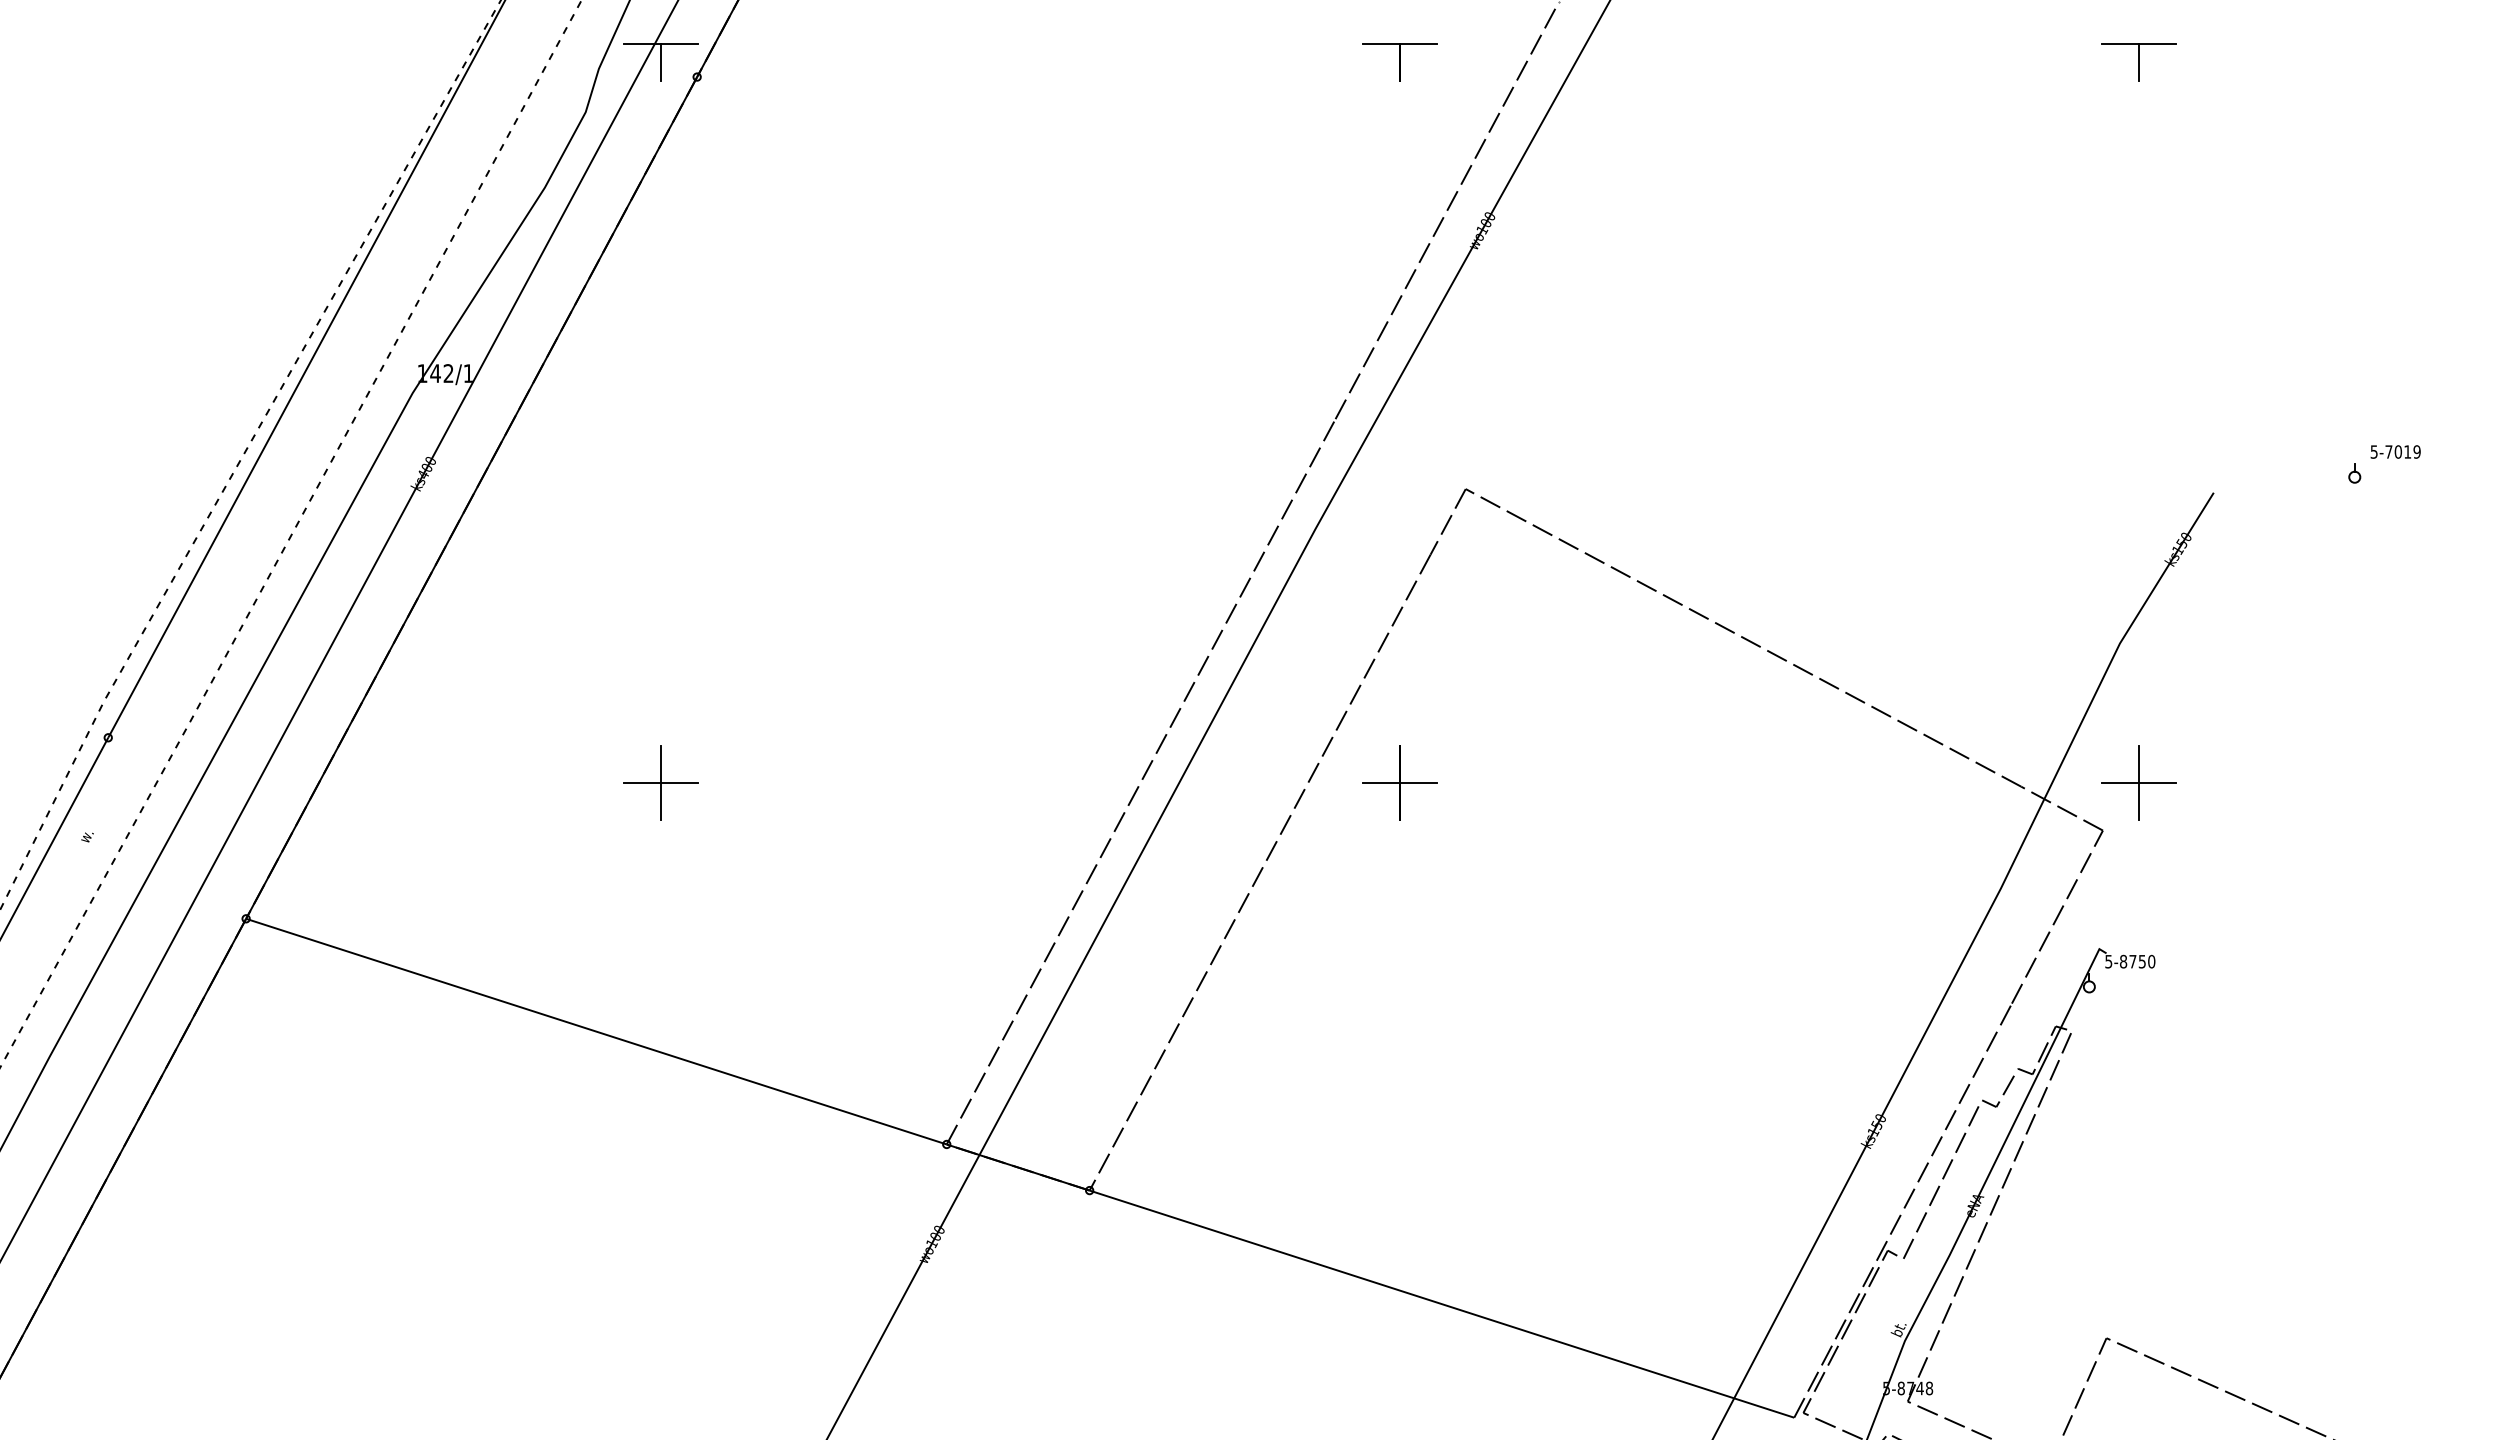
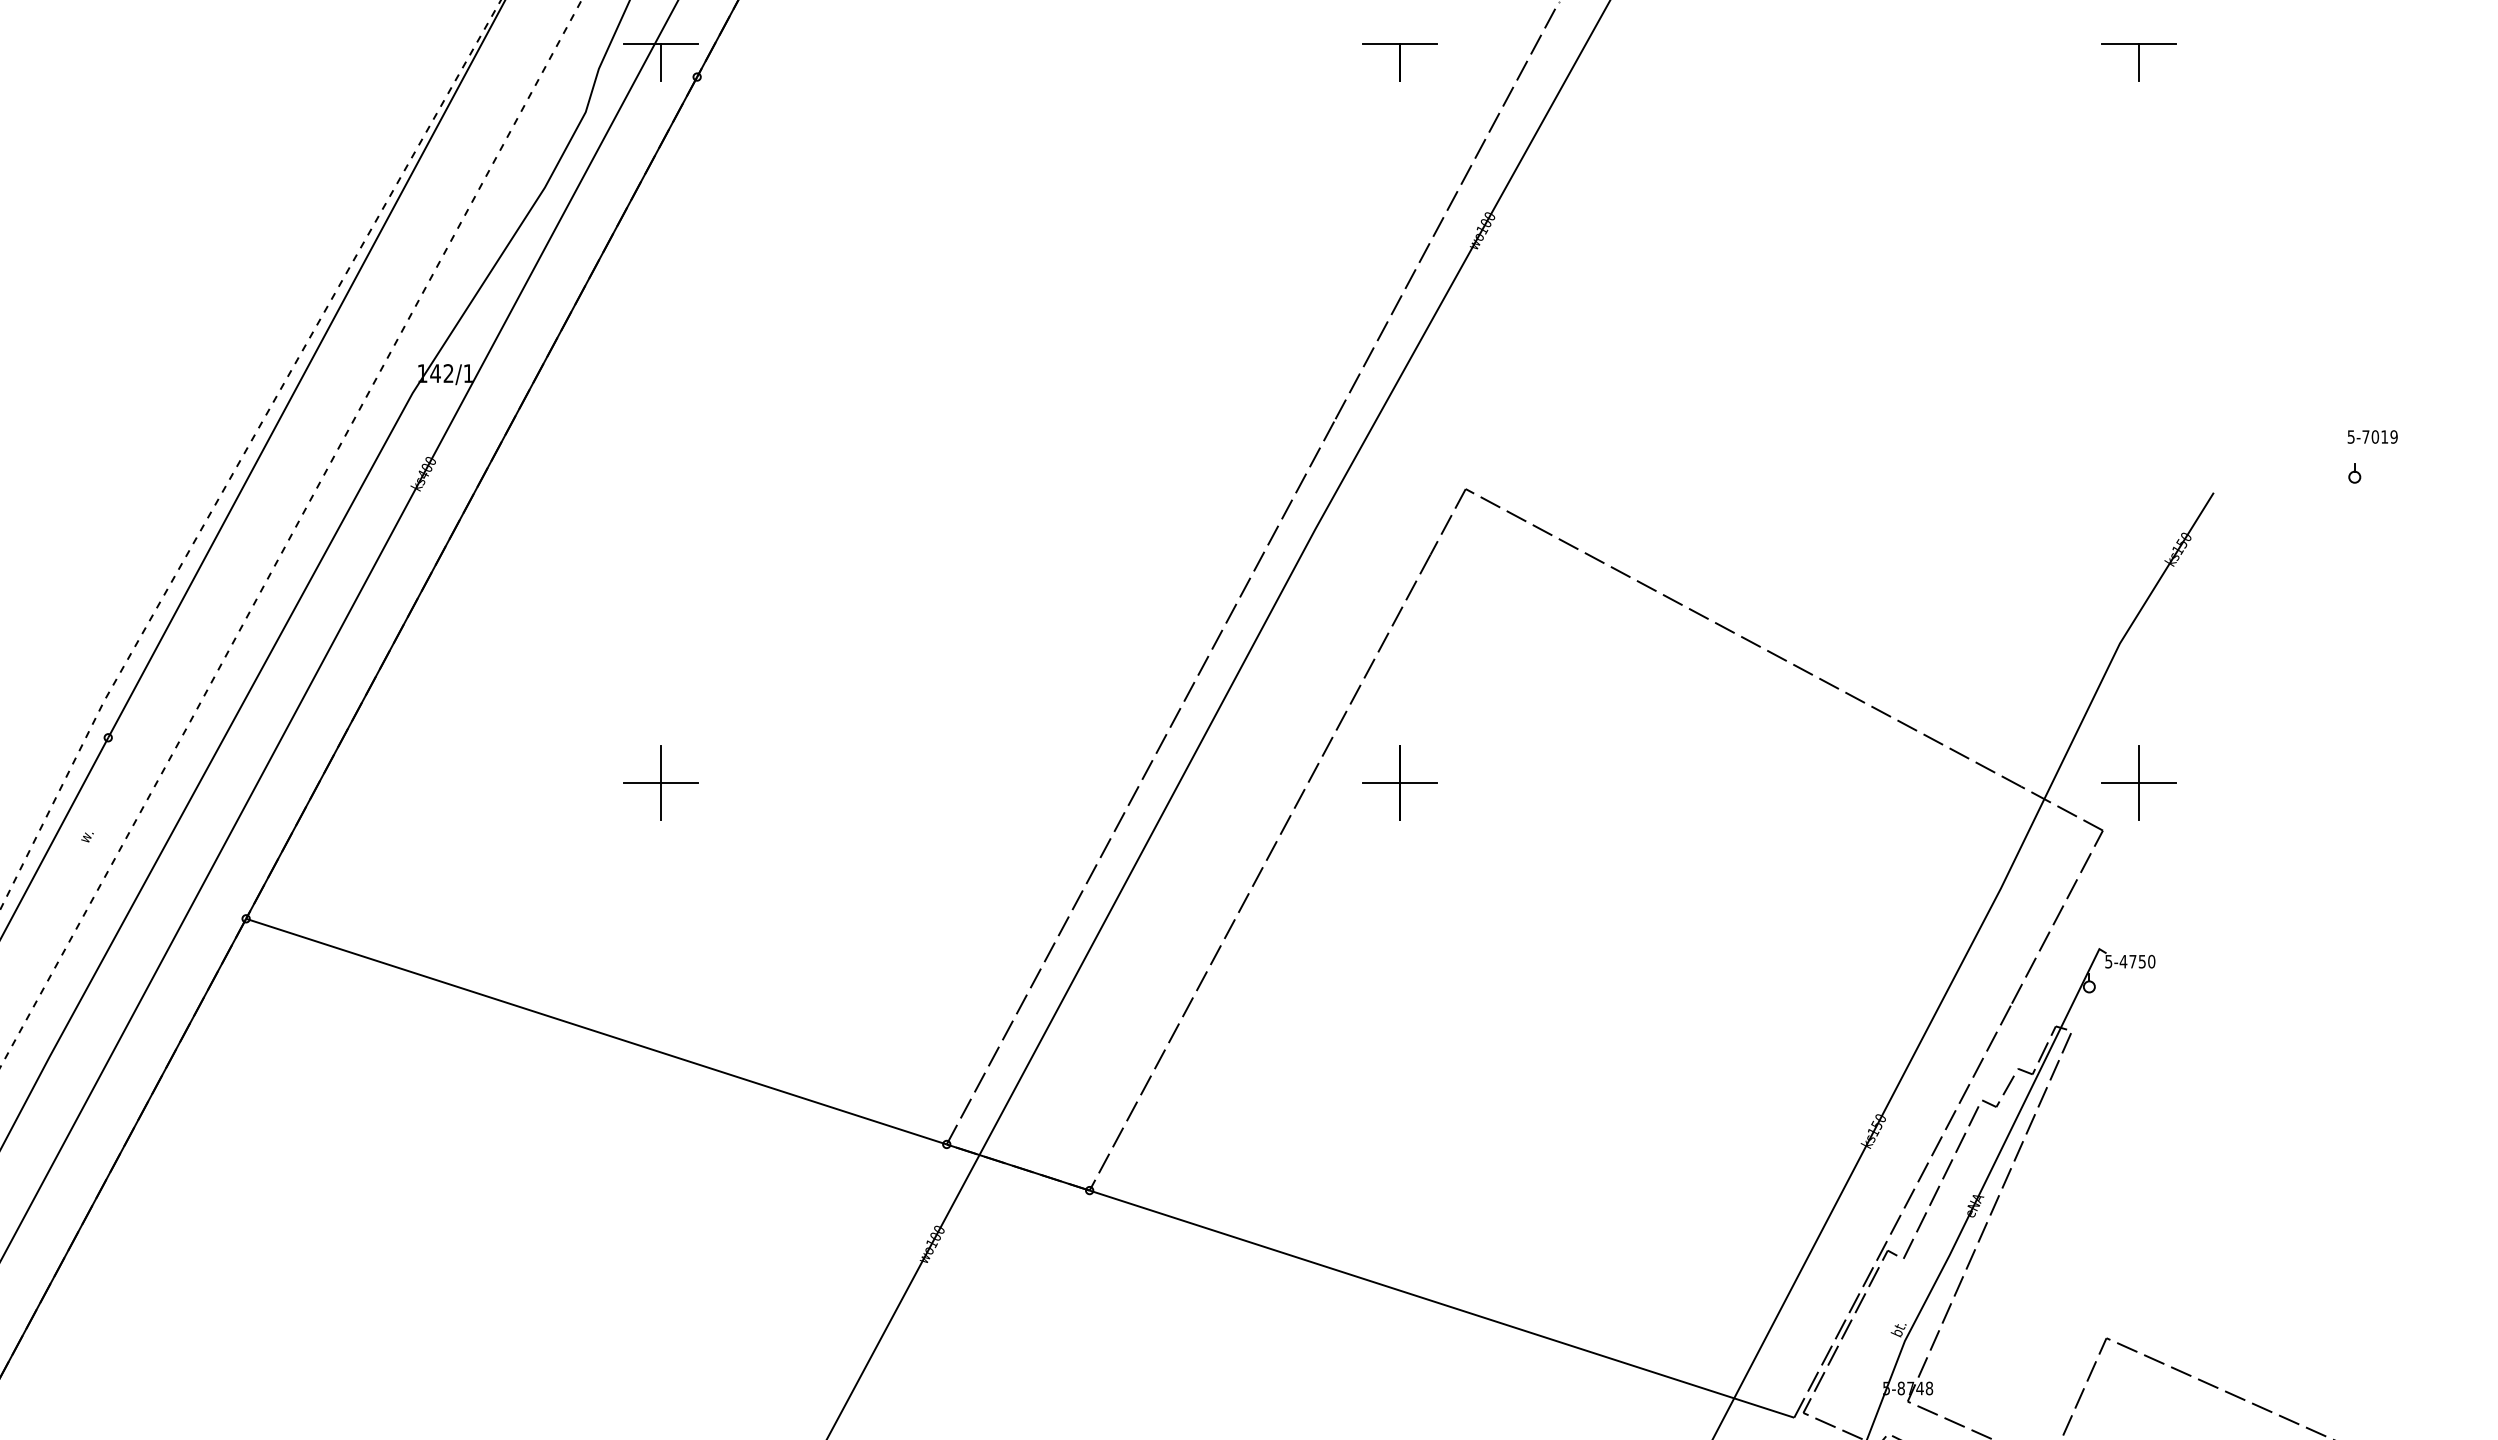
text position: (2395, 451) -> (2372, 436) (2372, 436)
text: 5-8750 -> 5-4750 (2123, 961)
